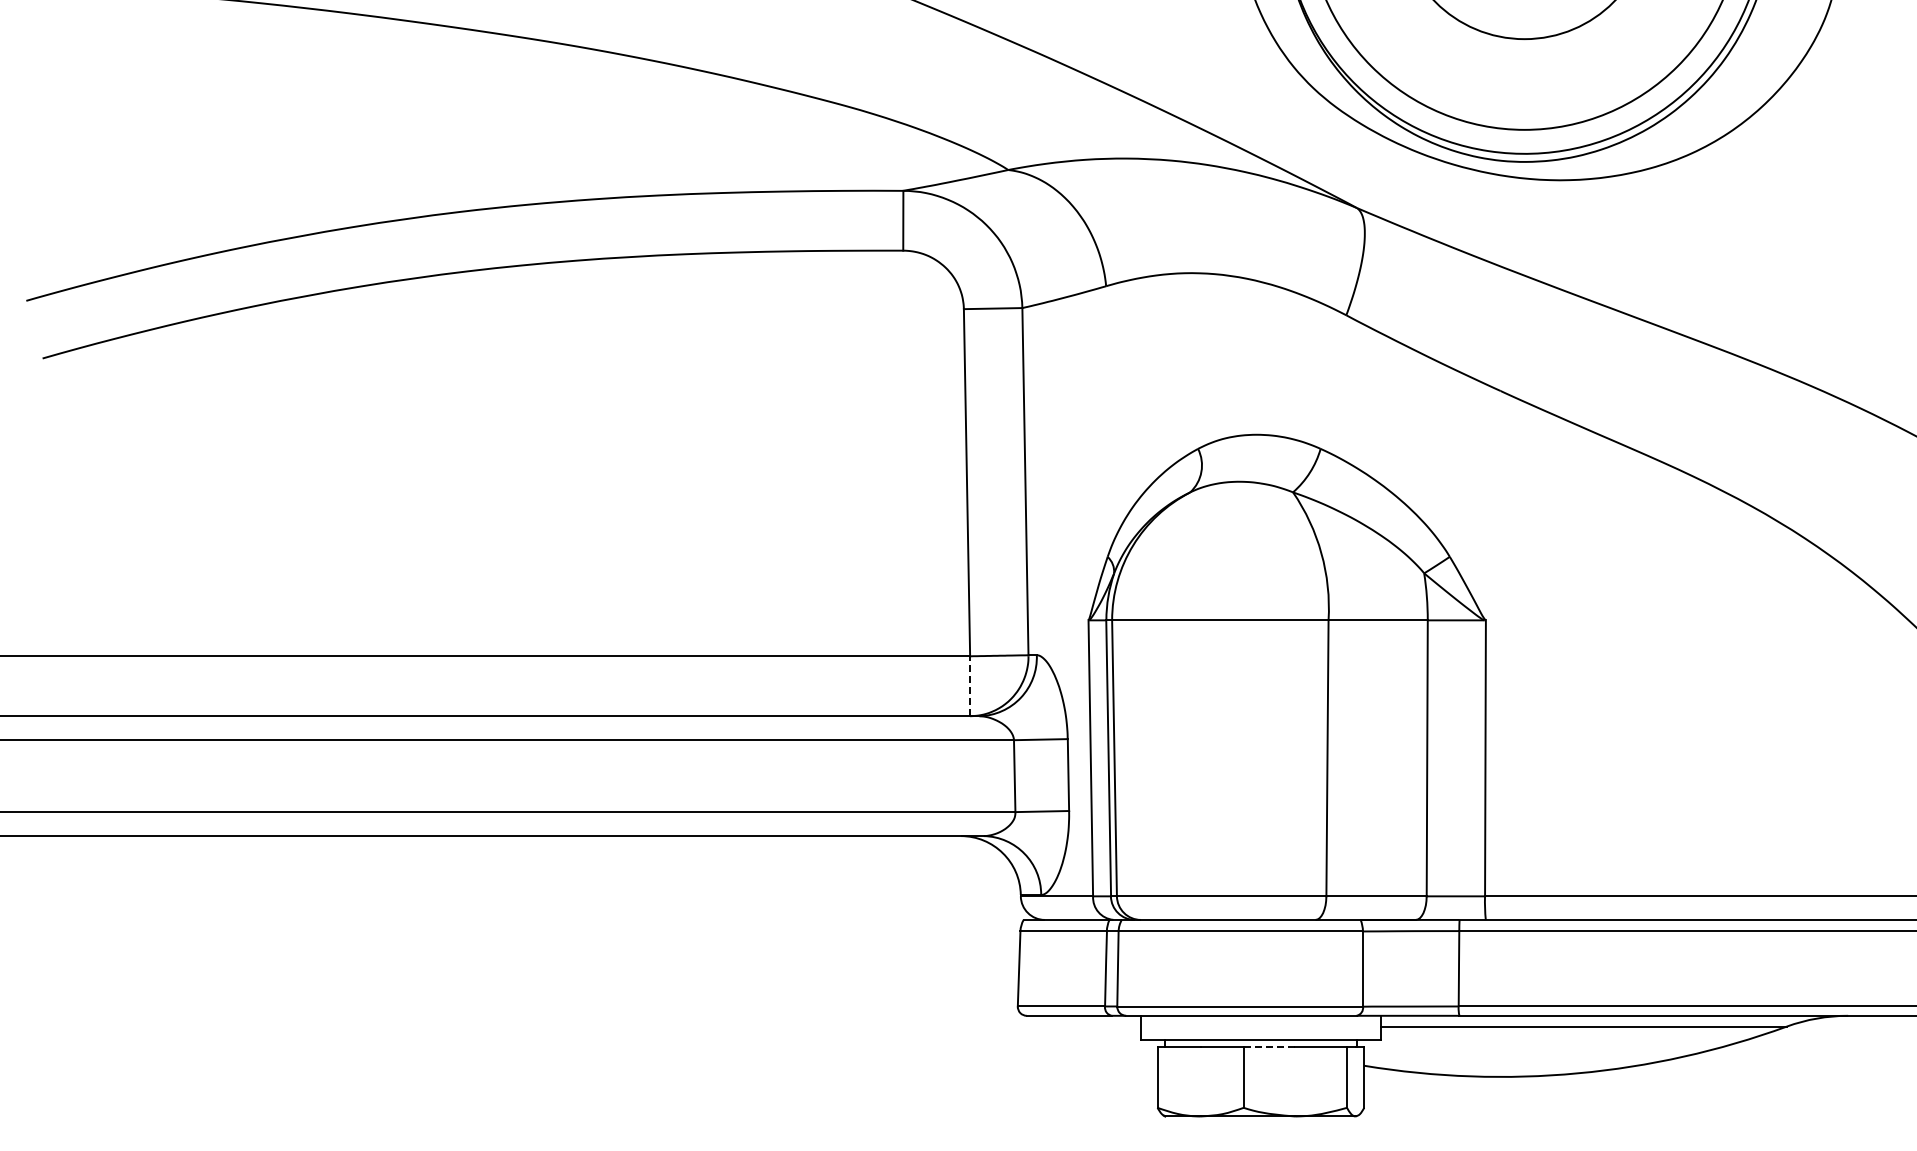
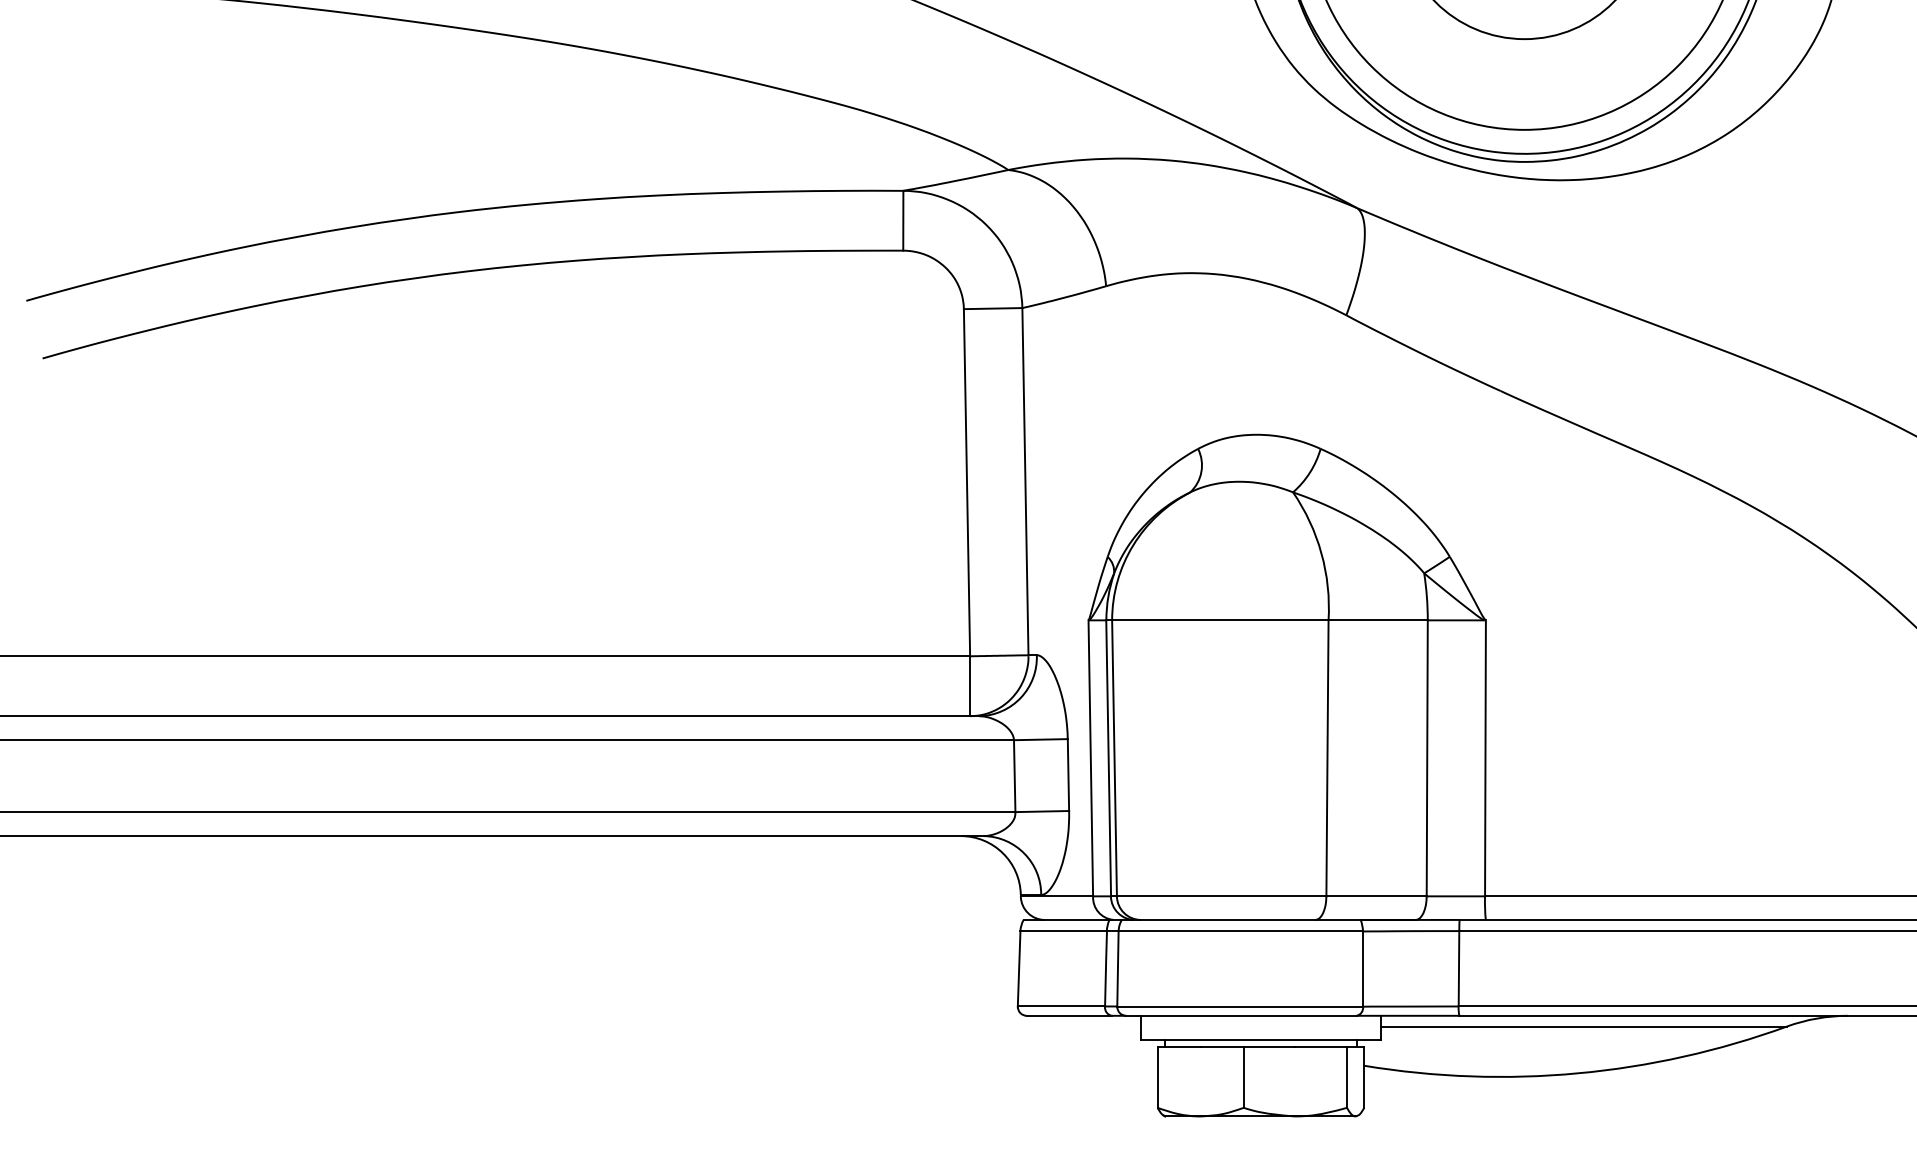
line: dashed -> solid (970, 686)
line: dashed -> solid (1269, 1046)
